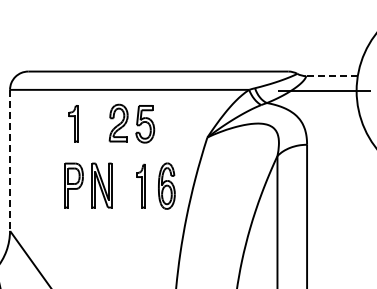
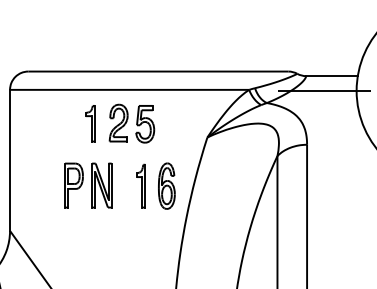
line: dashed -> solid (332, 76)
part position: (73, 123) -> (90, 123) (90, 123)
line: dashed -> solid (10, 160)
